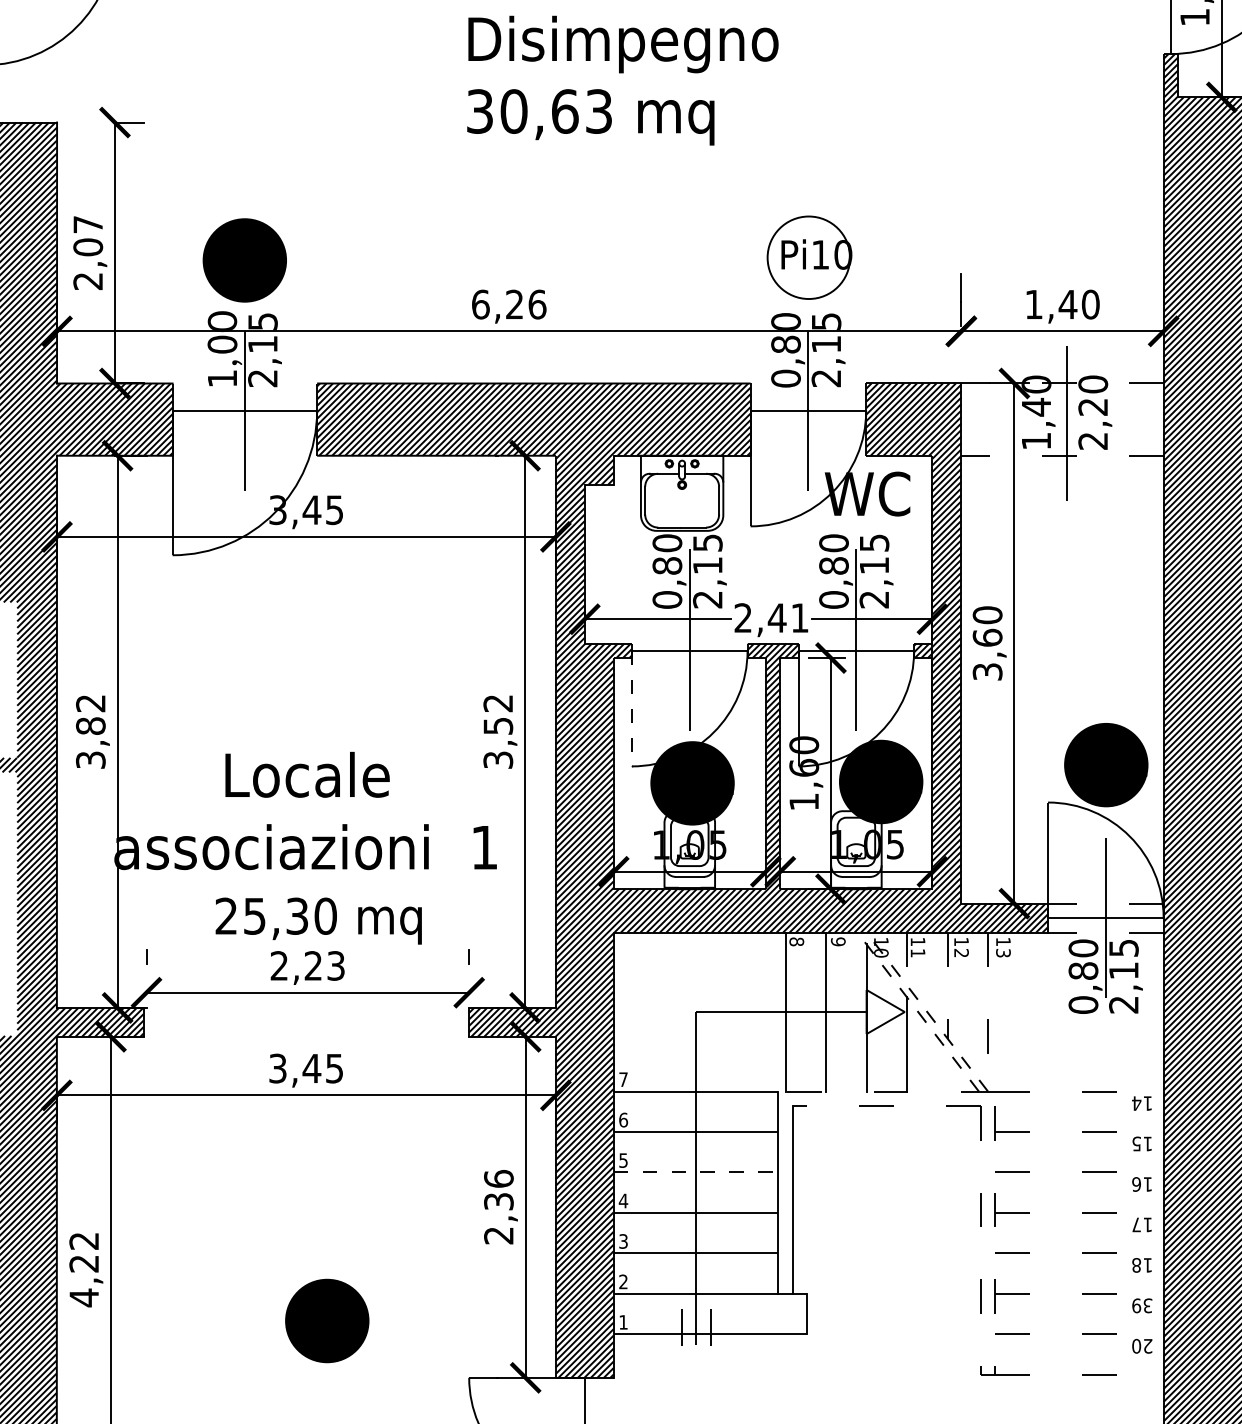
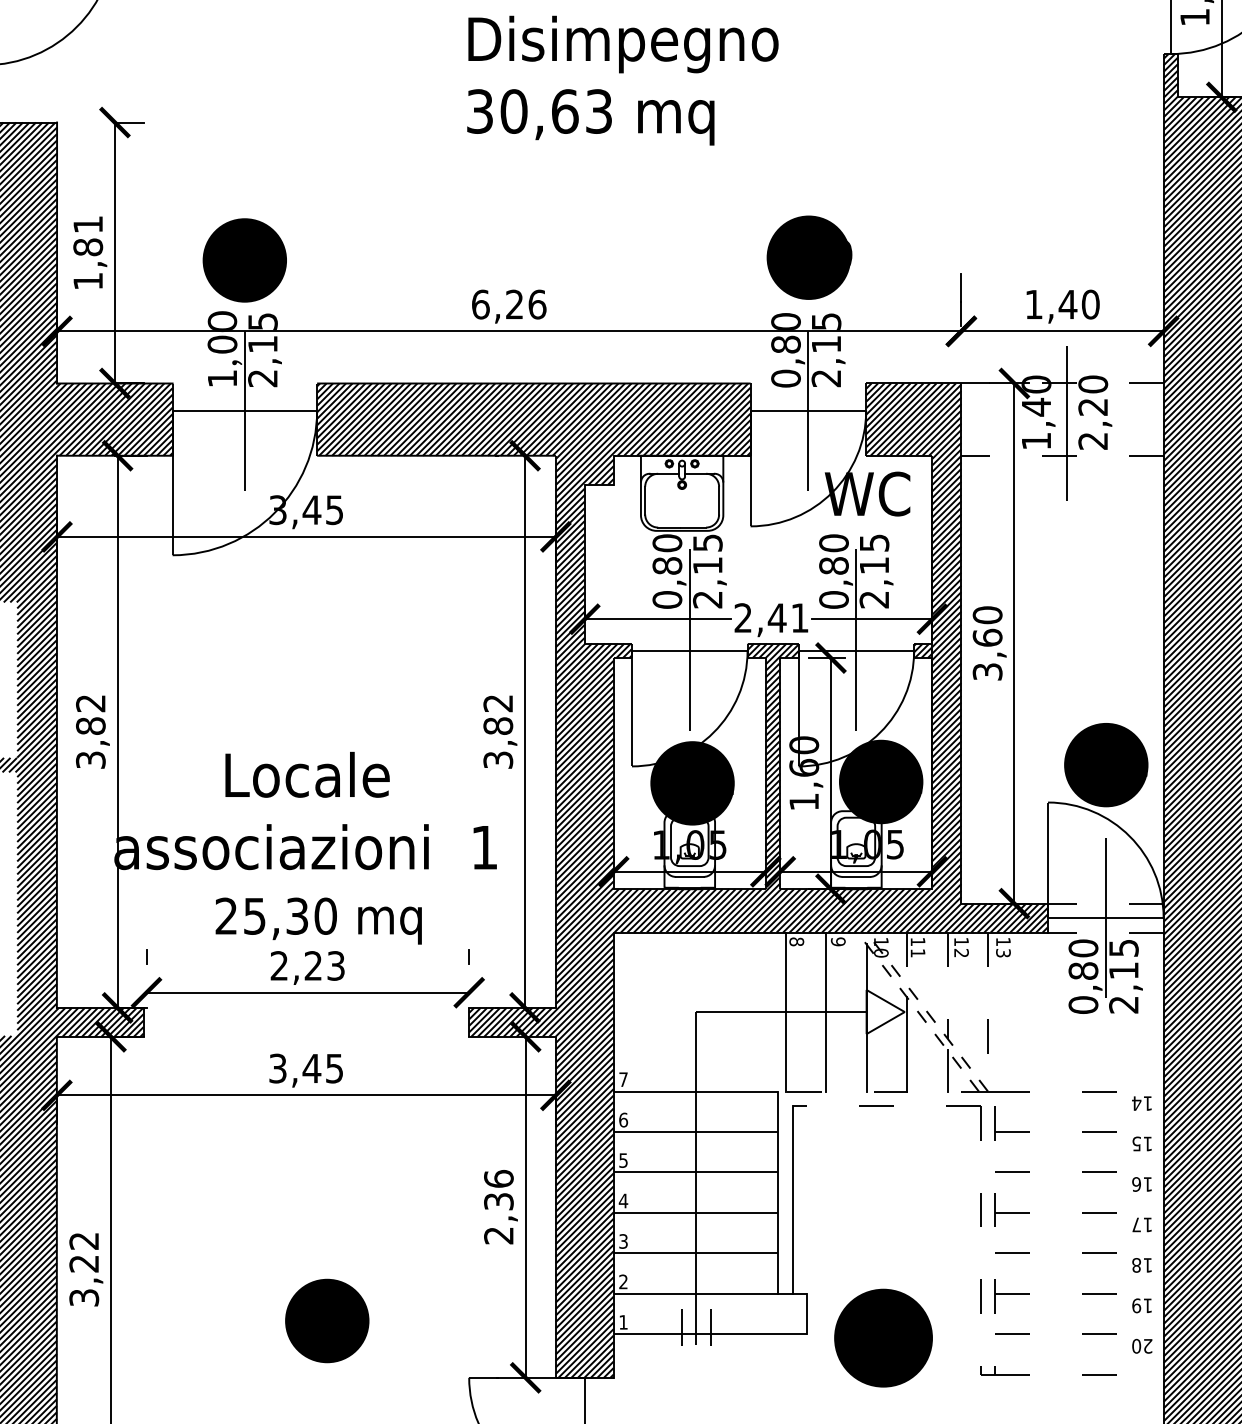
text: 2,07 -> 1,81 (87, 253)
fill: none -> present (808, 257)
line: dashed -> solid (631, 708)
text: 3,52 -> 3,82 (498, 725)
line: none -> present (947, 1070)
line: dashed -> solid (696, 1172)
text: 4,22 -> 3,22 (84, 1297)
text: 39 -> 19 (1147, 1305)
part: none -> present (883, 1337)
